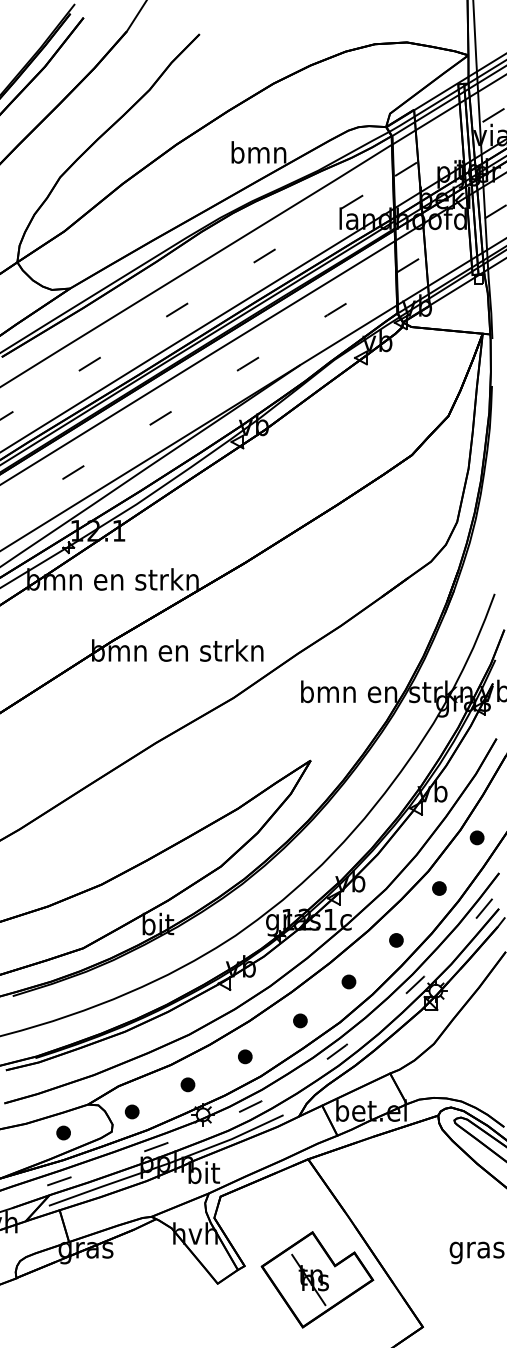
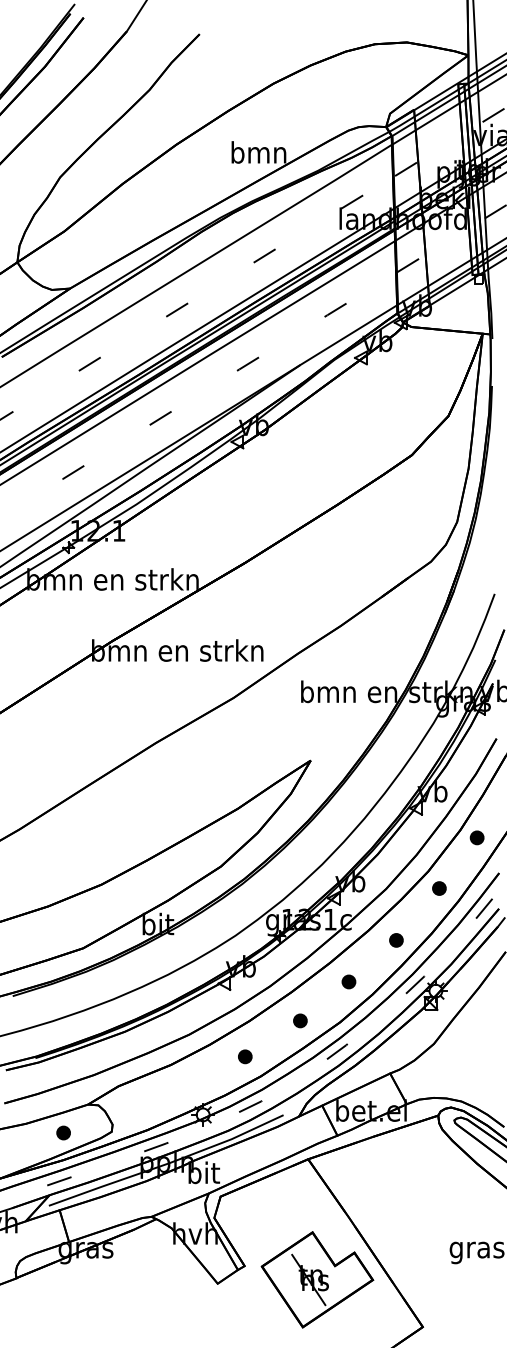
part: present -> none (187, 1084)
part: present -> none (131, 1111)
